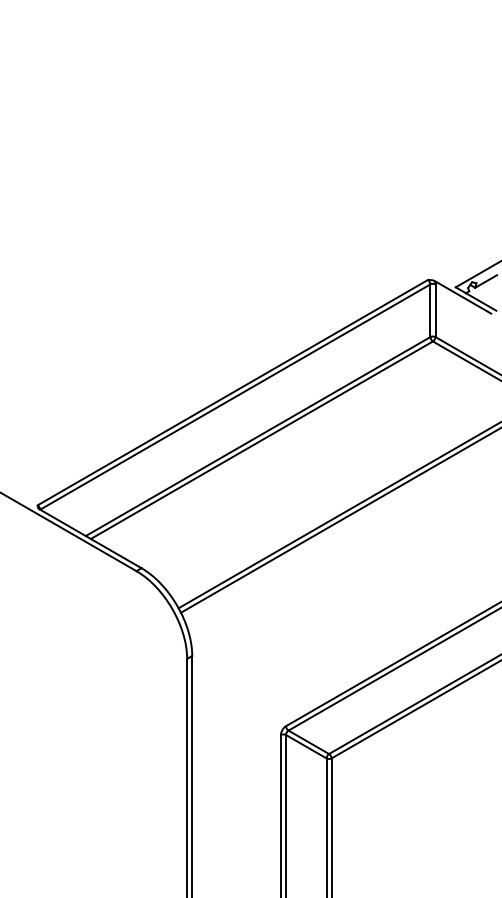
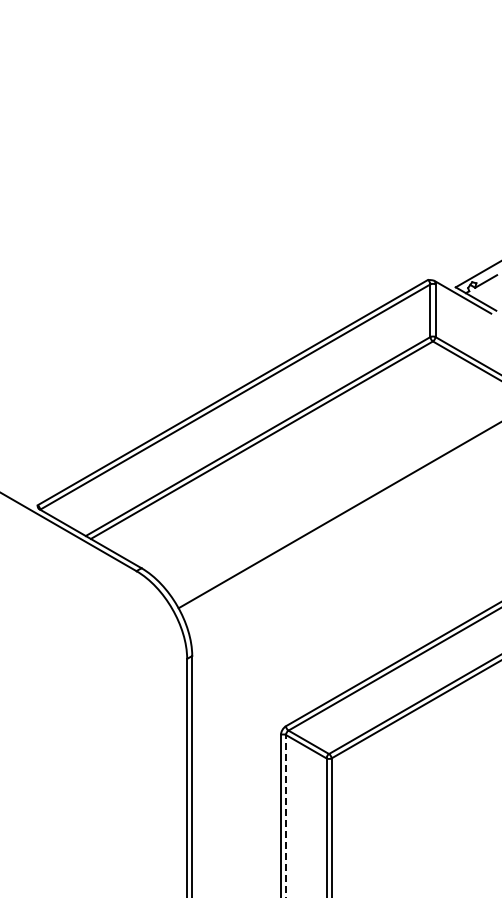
line: present -> none (339, 520)
line: solid -> dashed (285, 816)
